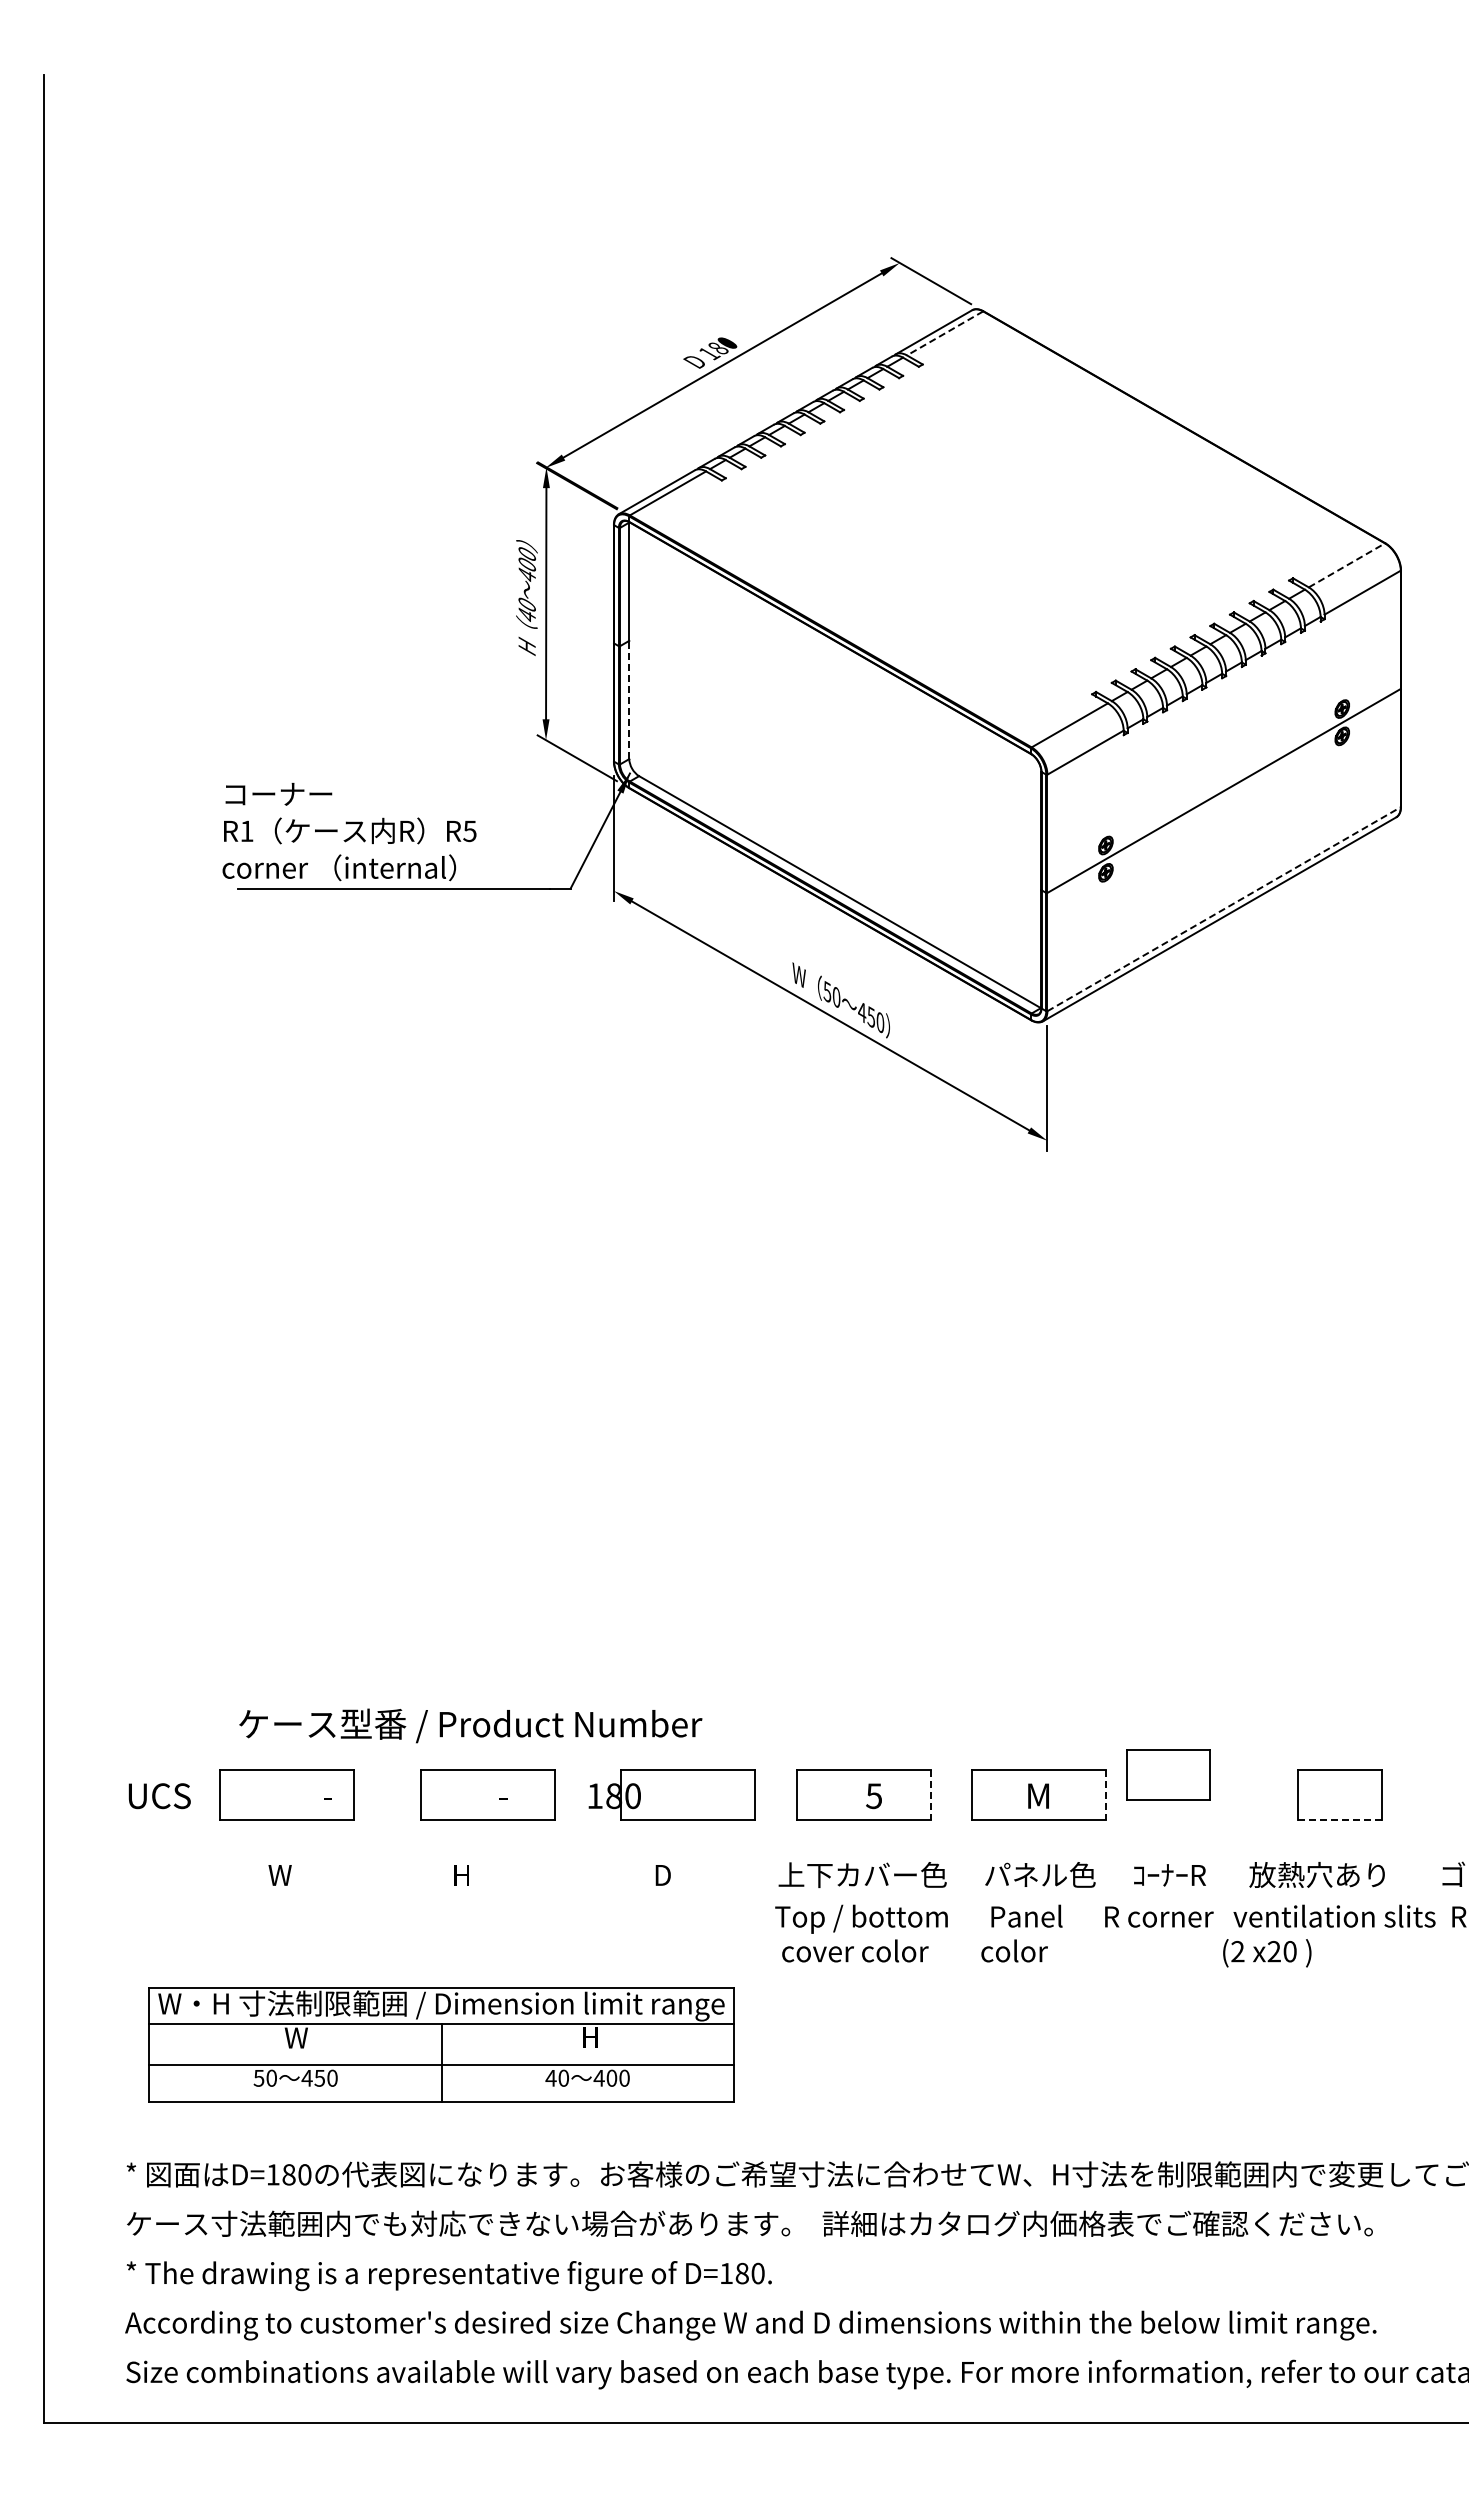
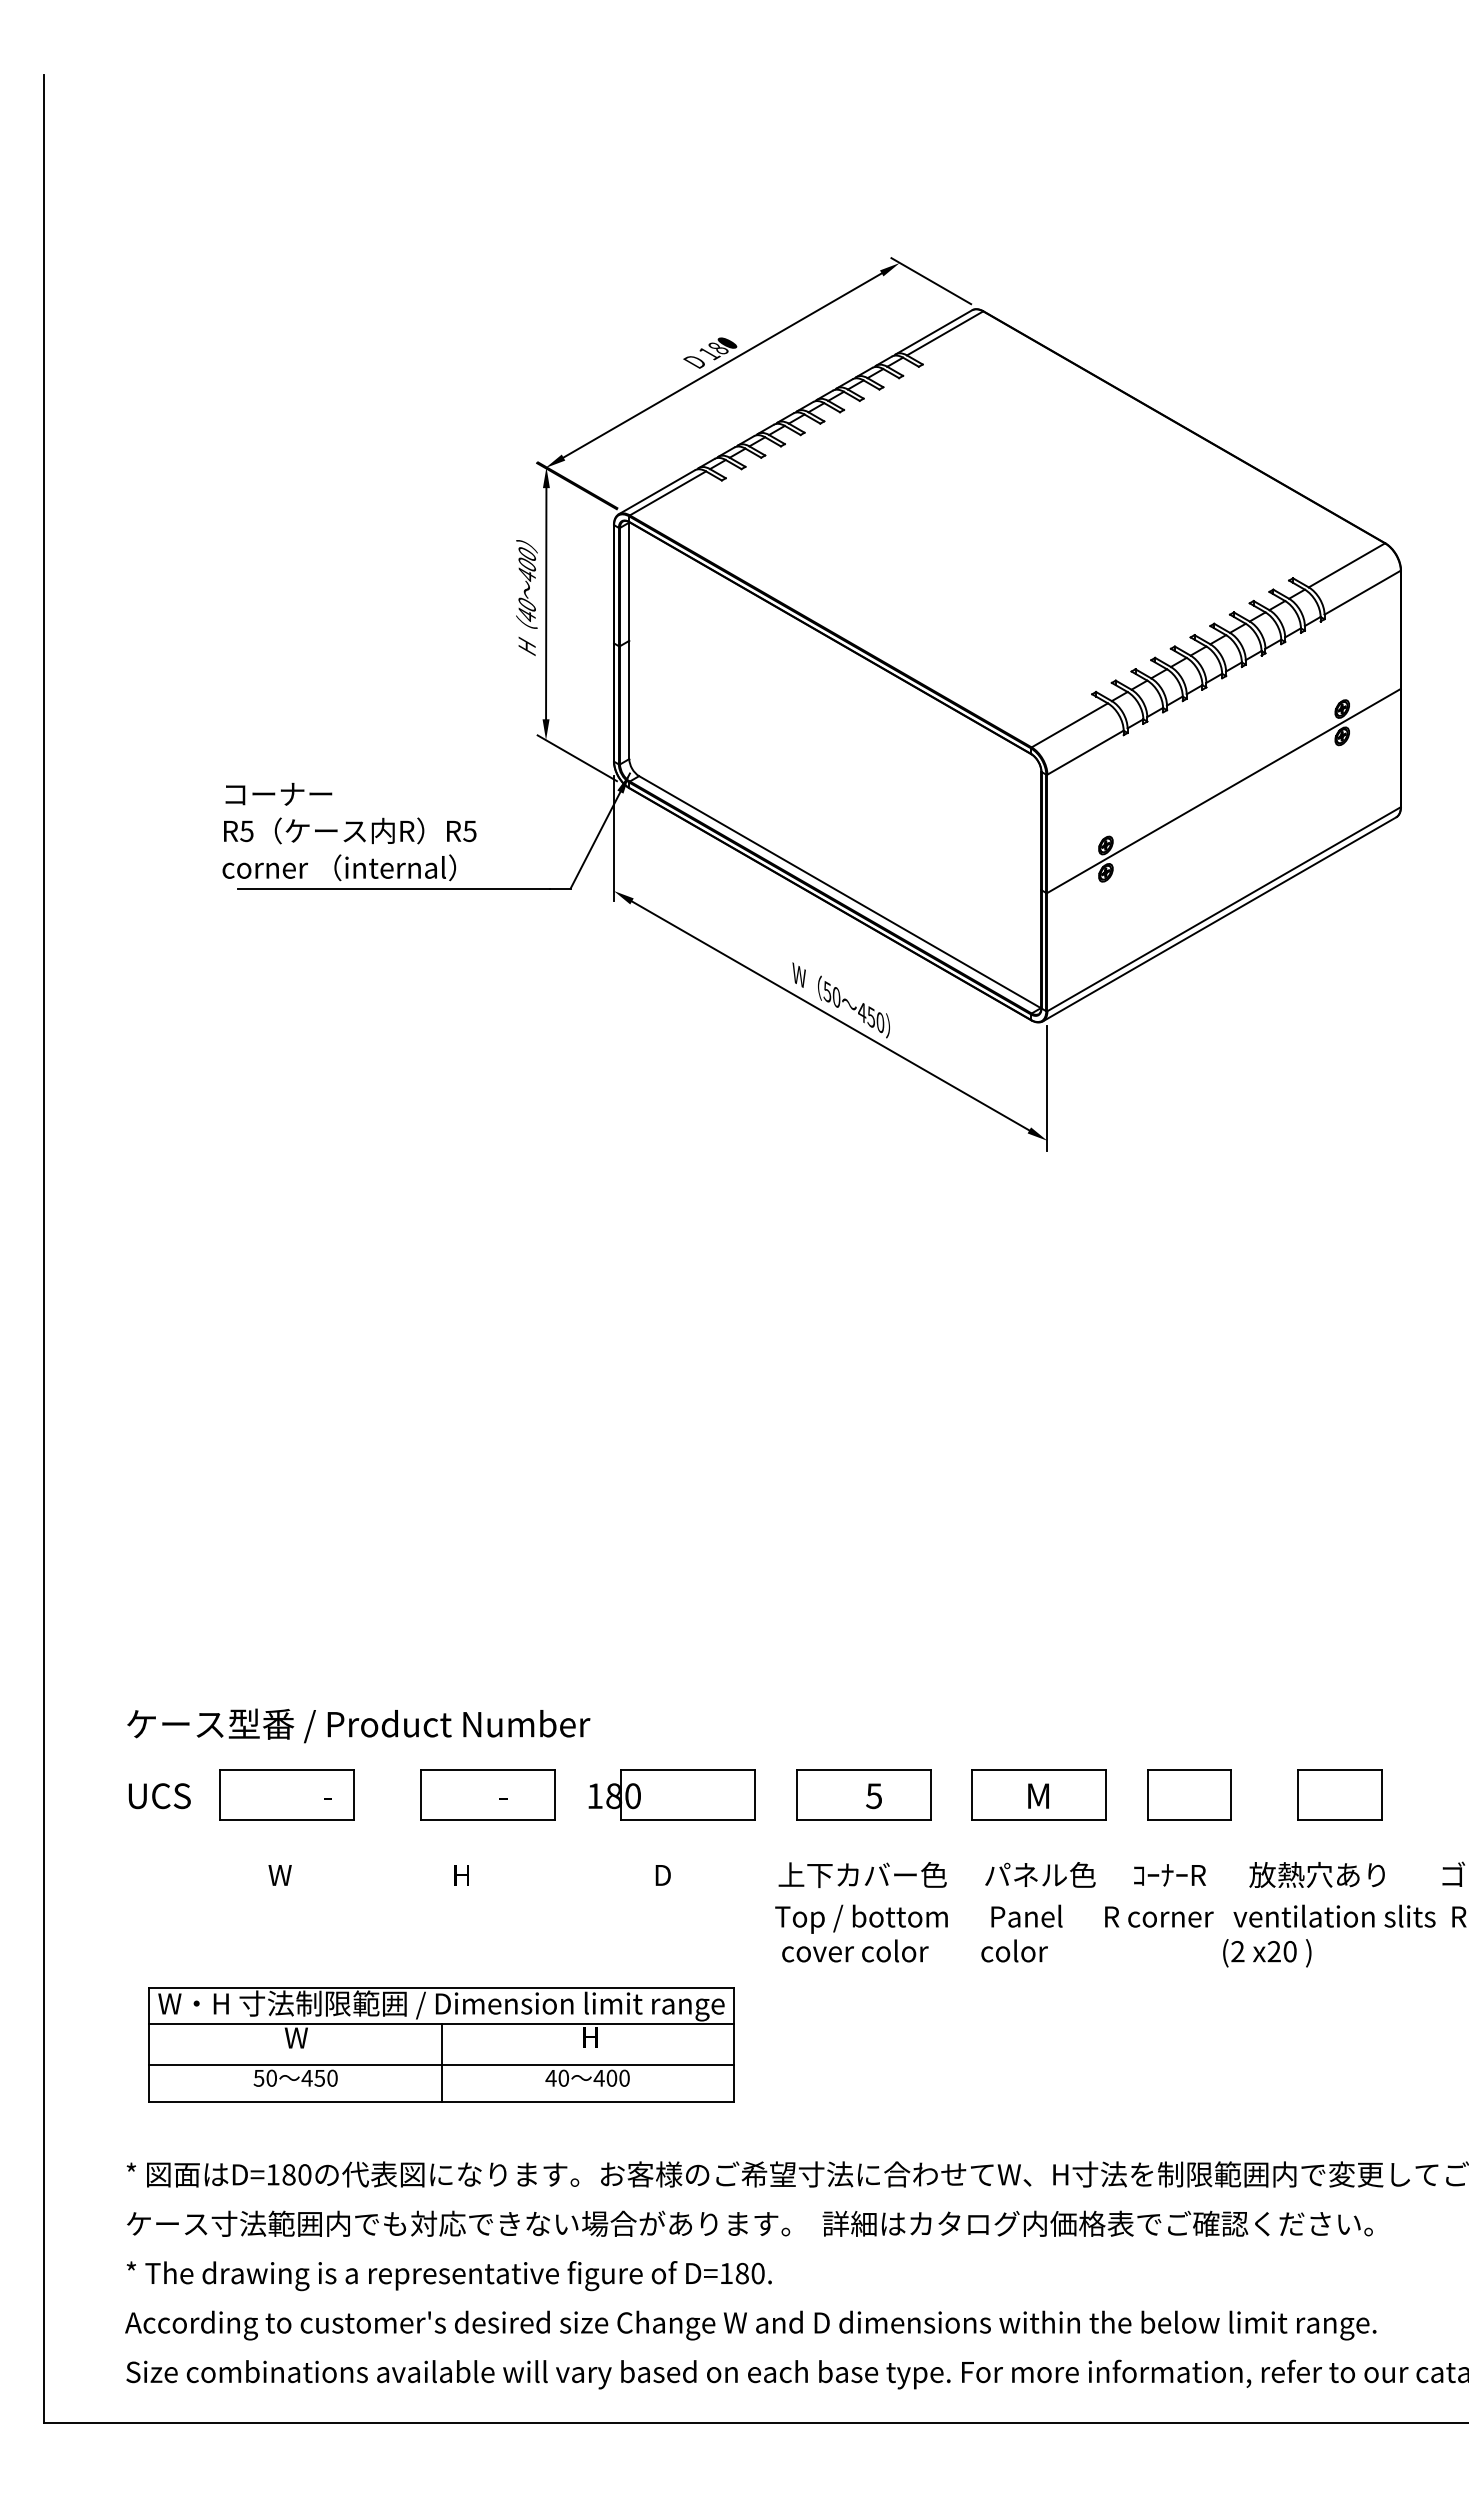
line: dashed -> solid (944, 333)
line: dashed -> solid (1347, 565)
line: dashed -> solid (629, 699)
text: R1 -> R5 (246, 831)
line: dashed -> solid (1224, 908)
text position: (470, 1725) -> (358, 1725) (358, 1725)
part position: (1168, 1774) -> (1189, 1794) (1189, 1794)
line: dashed -> solid (930, 1795)
line: dashed -> solid (1106, 1795)
line: dashed -> solid (1340, 1820)
